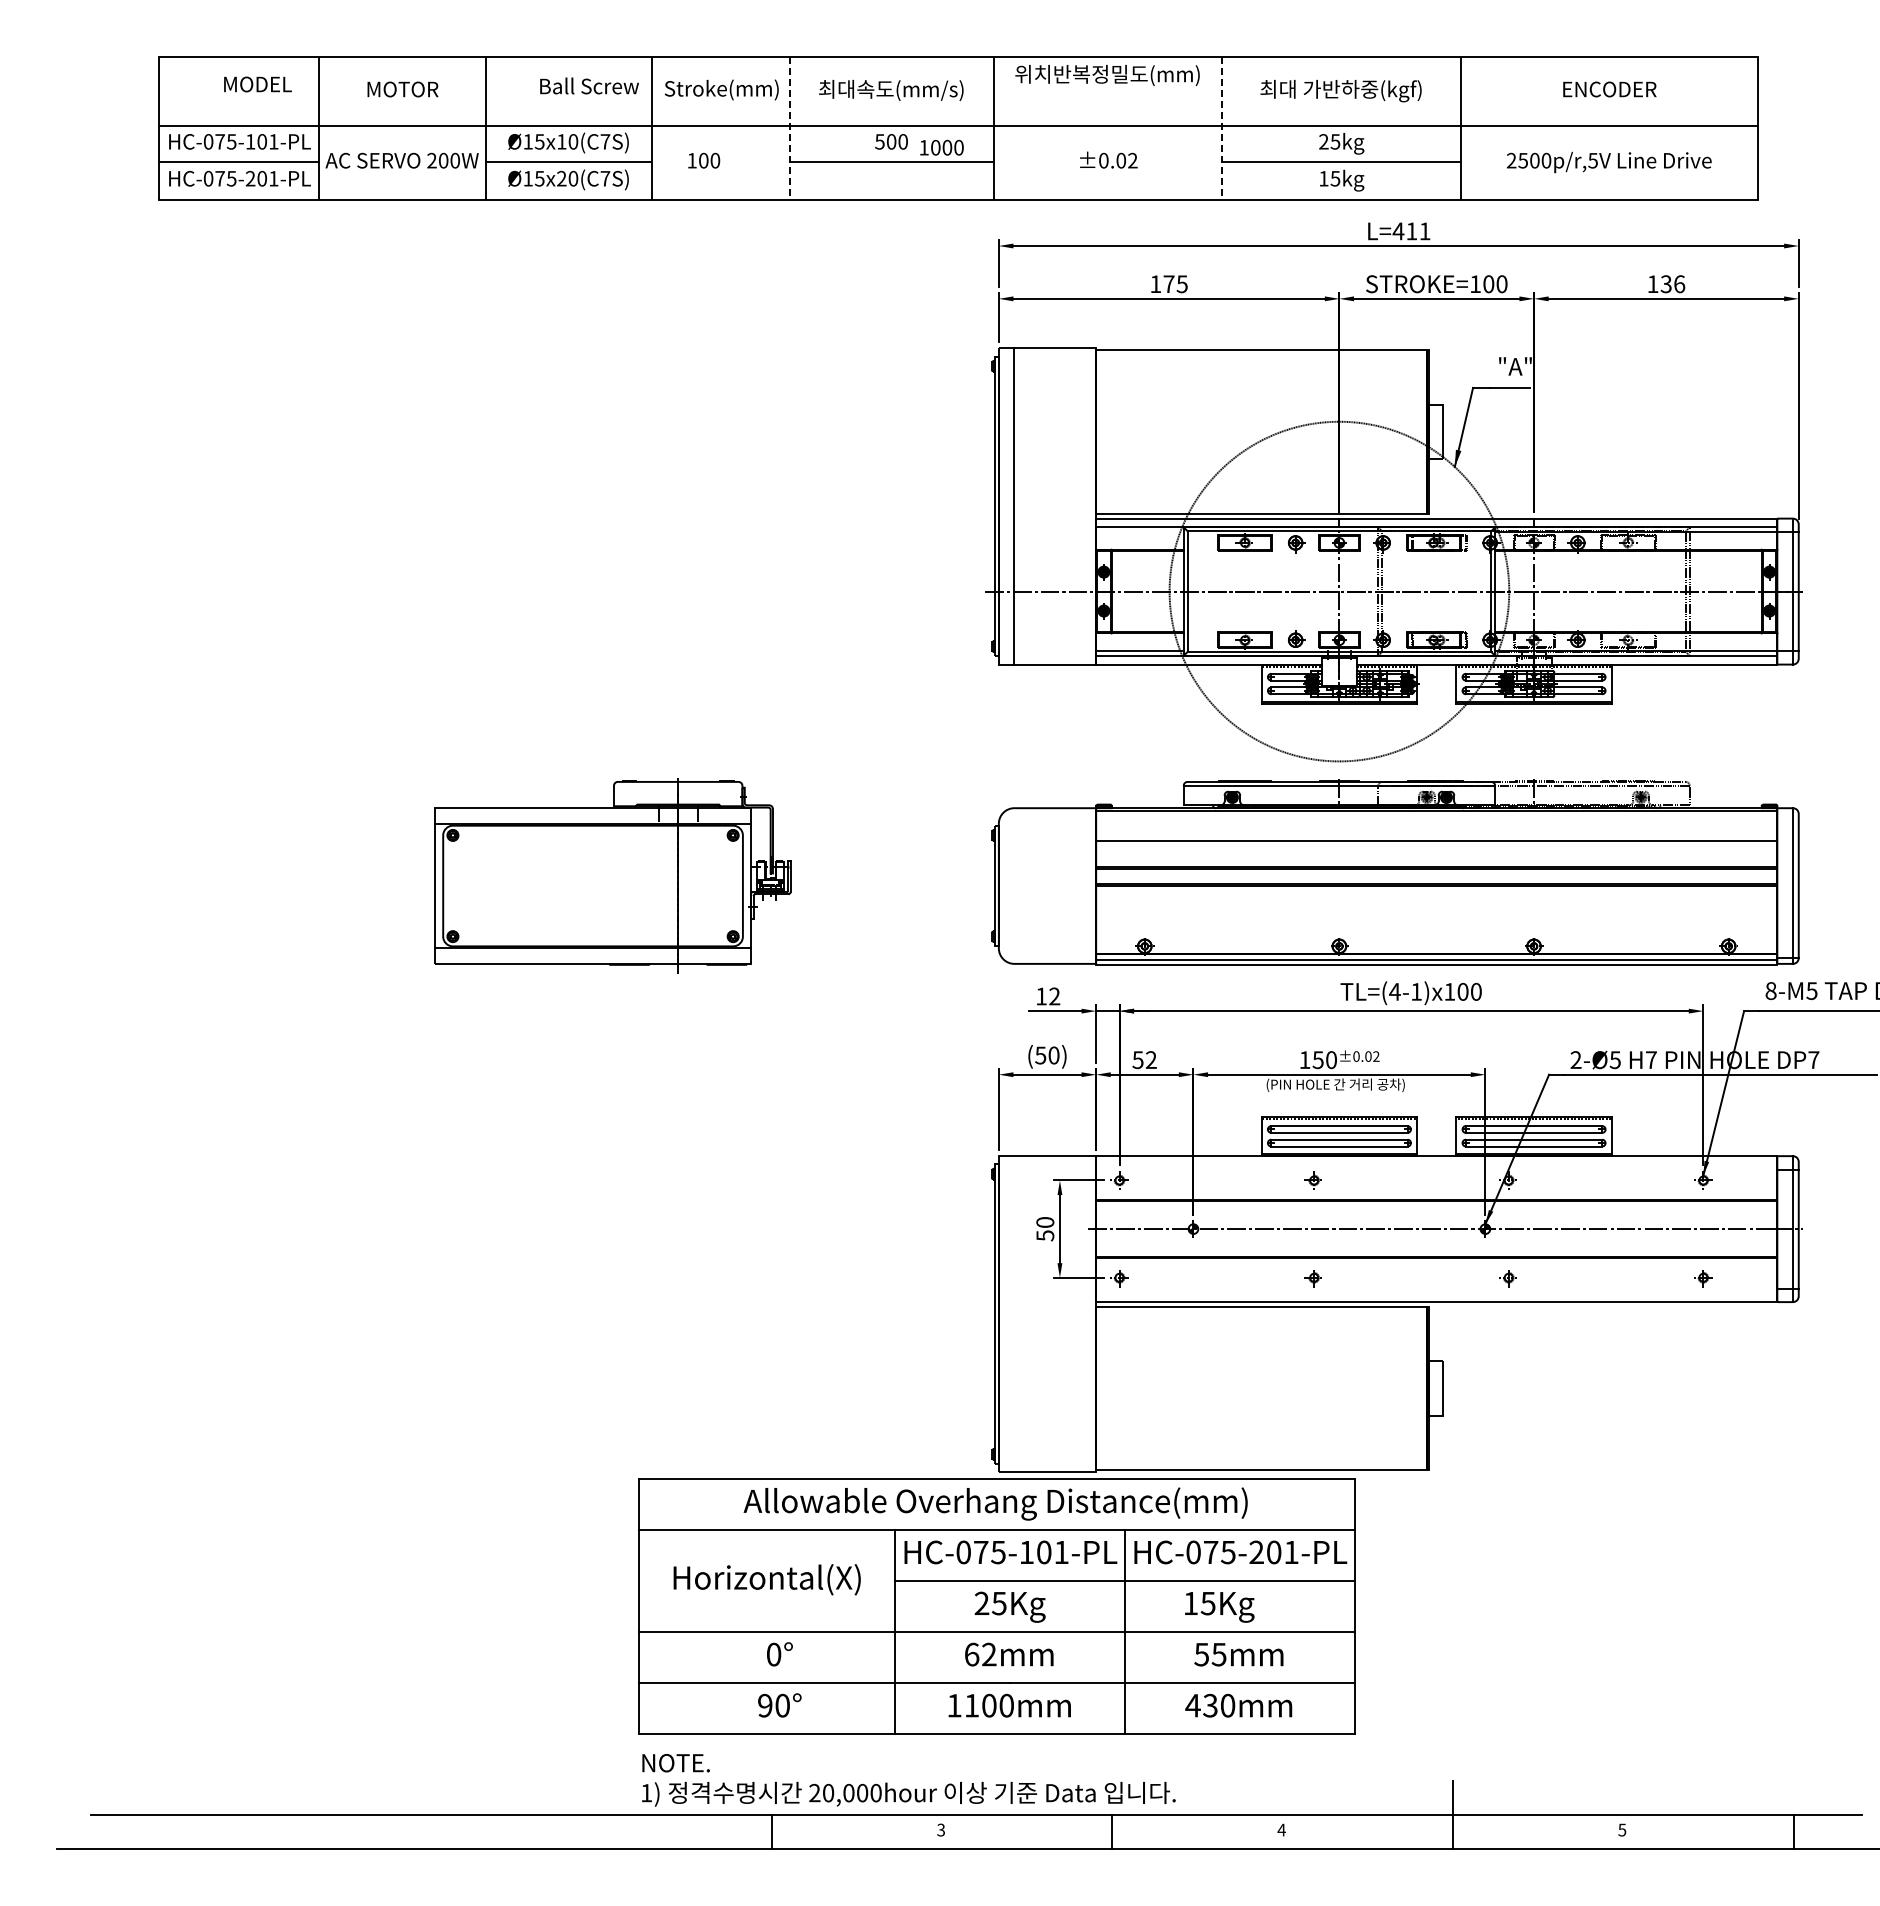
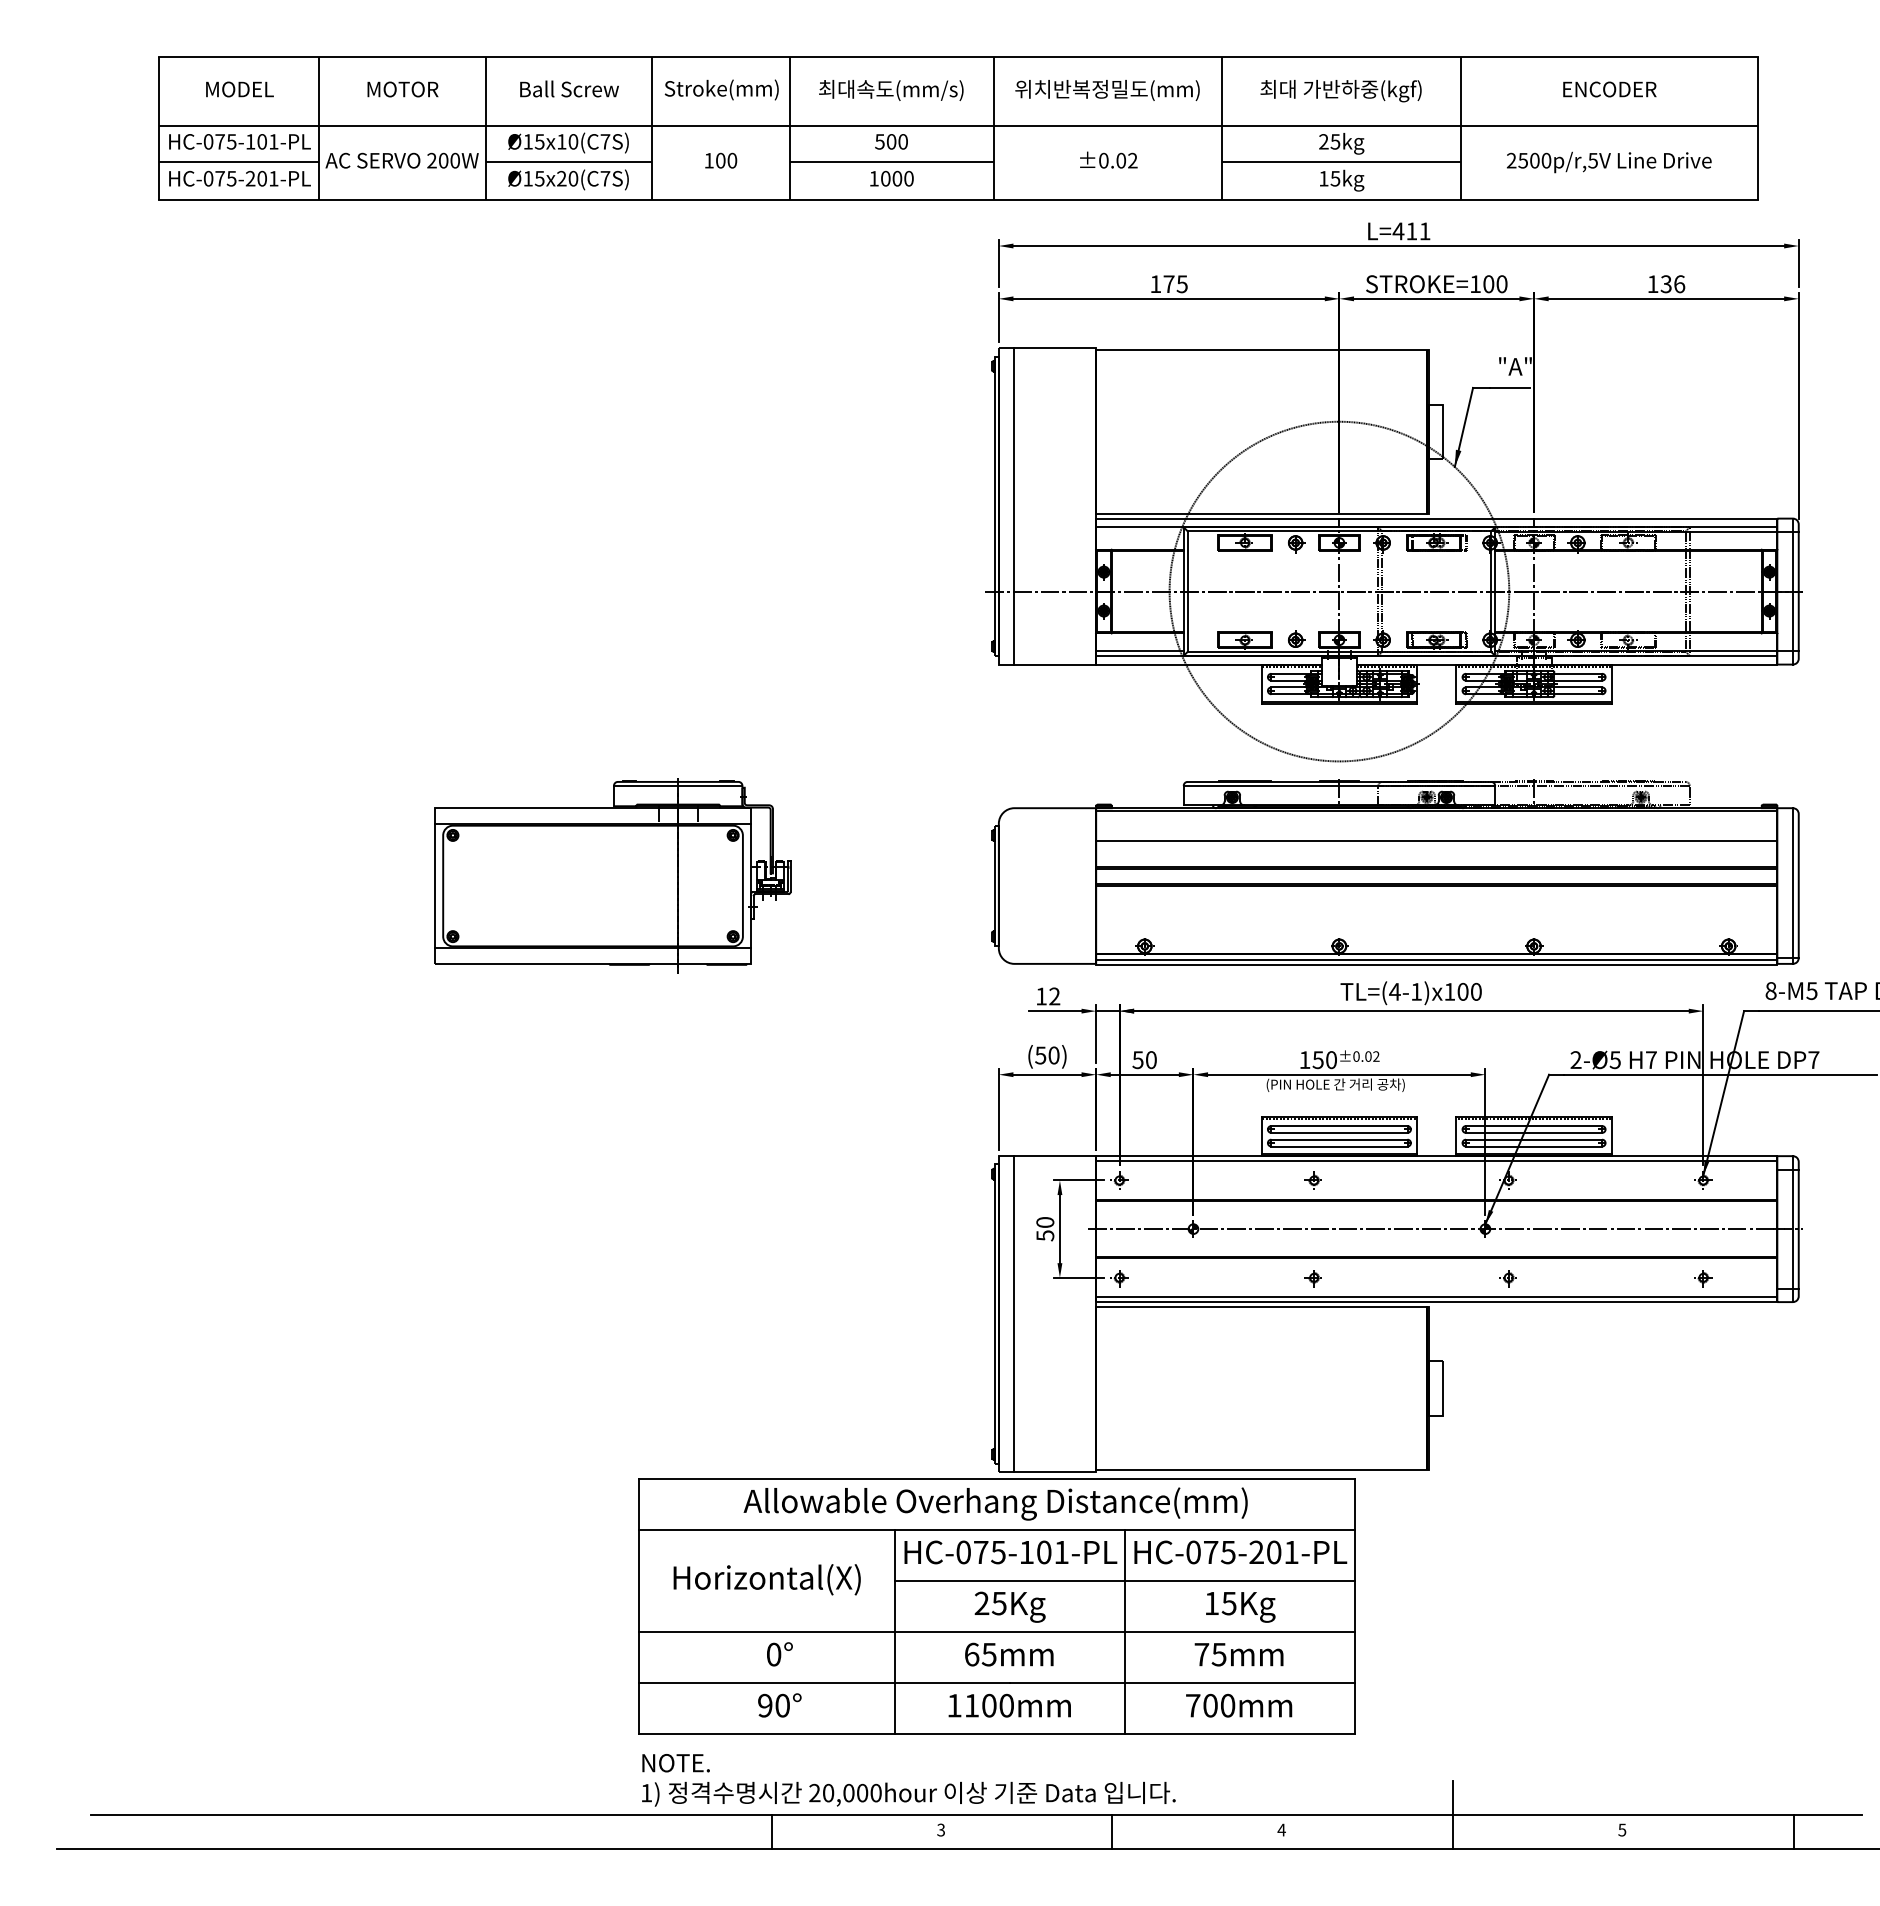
text position: (1107, 75) -> (1107, 90) (1107, 90)
text position: (257, 84) -> (239, 89) (239, 89)
text position: (589, 85) -> (569, 88) (569, 88)
line: dashed -> solid (789, 128)
line: dashed -> solid (1222, 128)
text position: (941, 147) -> (891, 178) (891, 178)
text position: (704, 160) -> (721, 160) (721, 160)
line: none -> present (677, 785)
text: 52 -> 50 (1150, 1060)
line: none -> present (1436, 1161)
line: none -> present (1436, 1297)
line: none -> present (1014, 1314)
text position: (1219, 1607) -> (1240, 1607) (1240, 1607)
text: 62mm -> 65mm (988, 1654)
text: 55mm -> 75mm (1201, 1654)
text: 430mm -> 700mm (1201, 1705)
